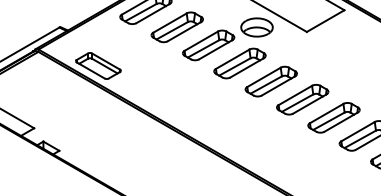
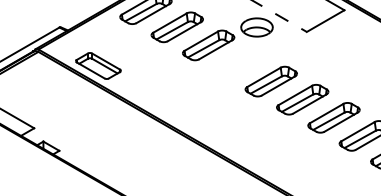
line: solid -> dashed (279, 16)
part: present -> none (239, 63)
